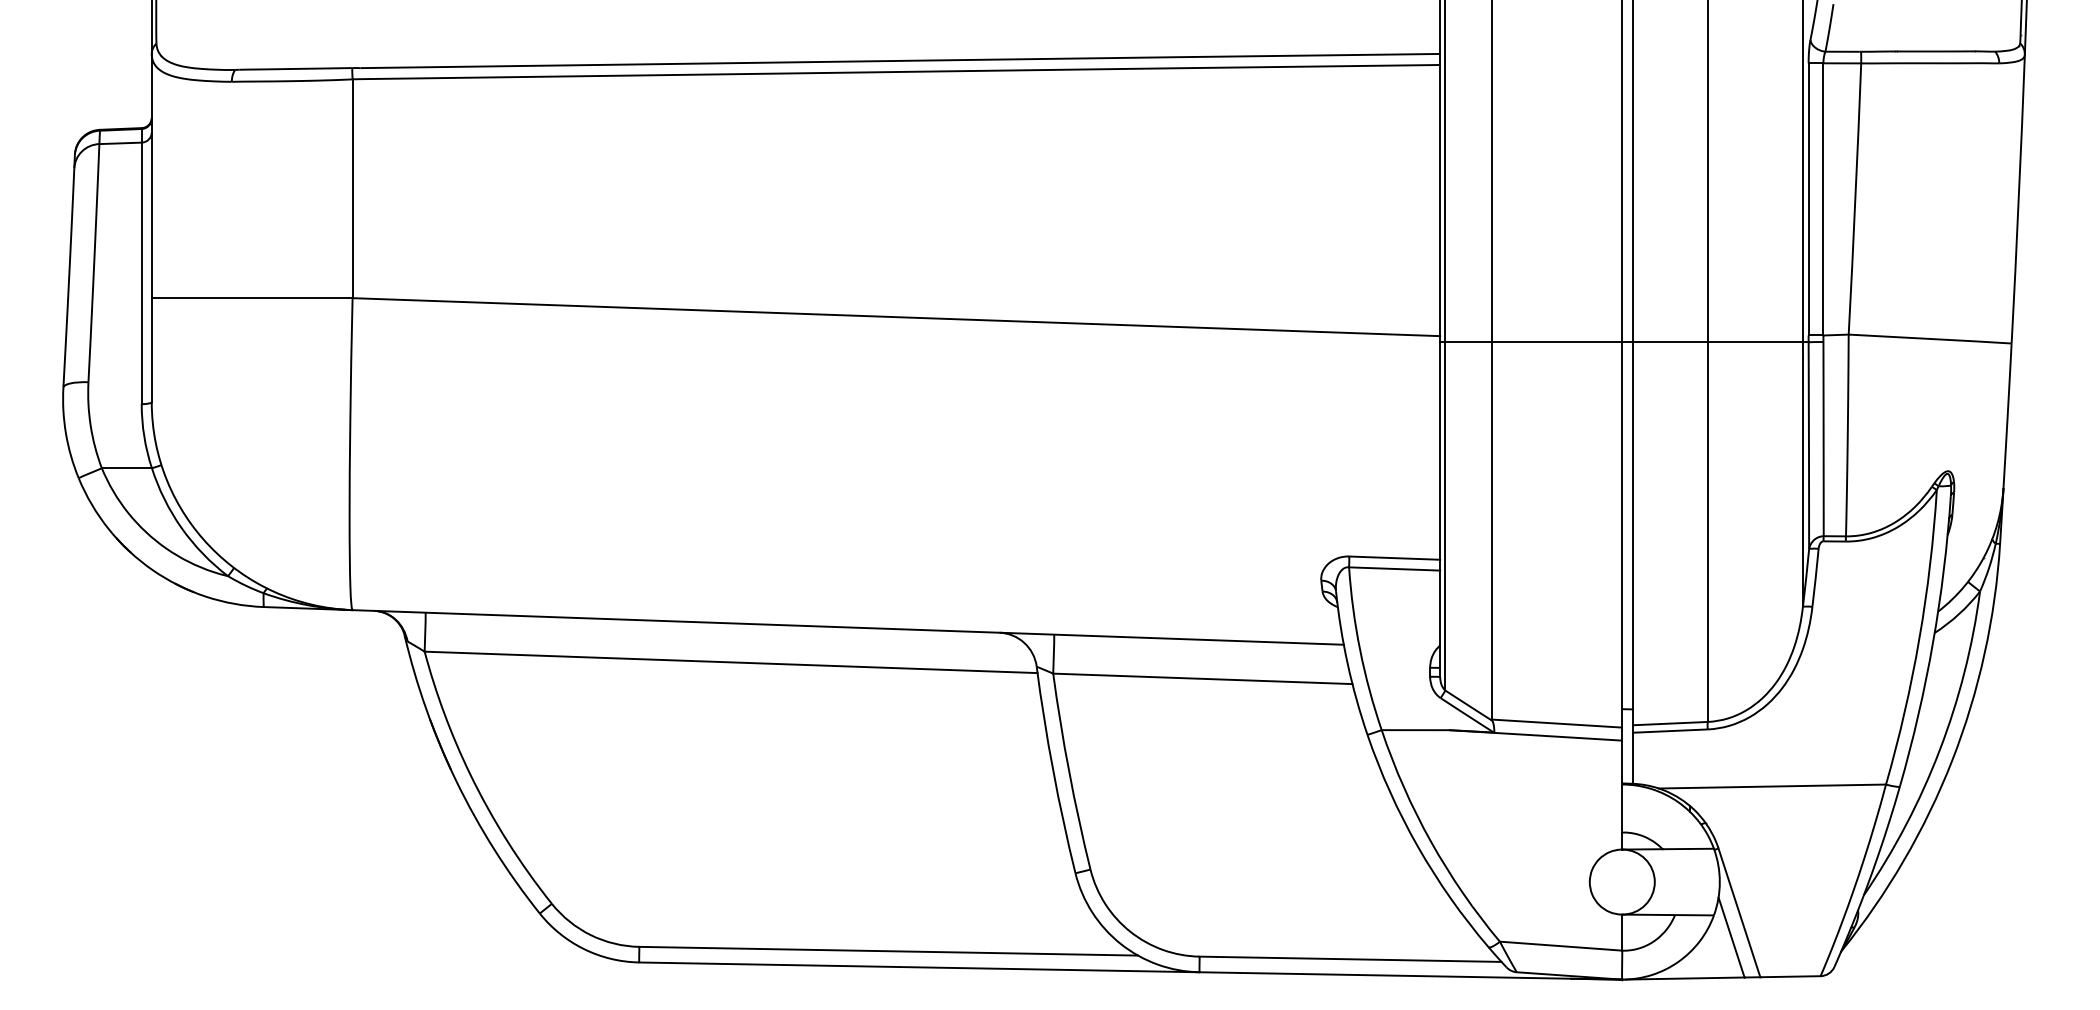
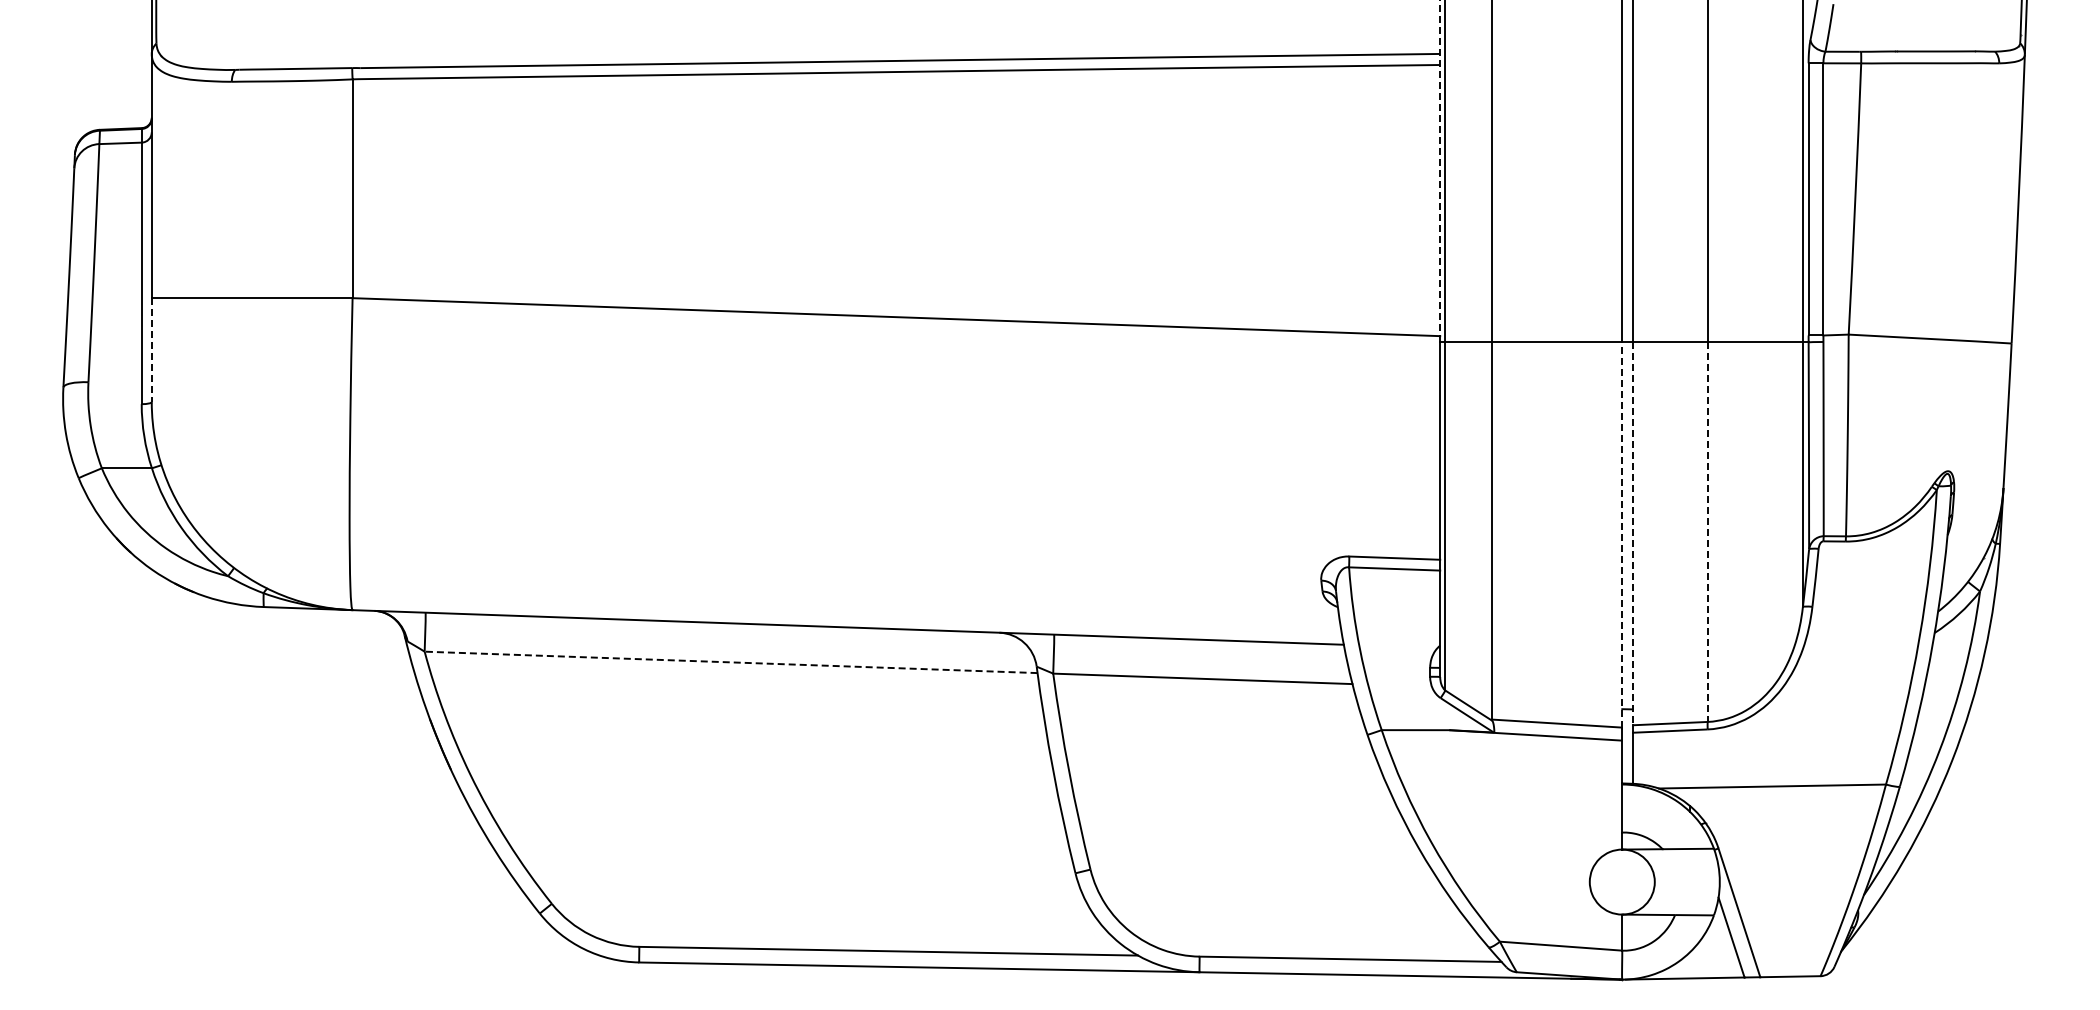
line: solid -> dashed (1440, 171)
line: solid -> dashed (151, 350)
line: solid -> dashed (1707, 532)
line: solid -> dashed (1622, 534)
line: solid -> dashed (1632, 534)
line: solid -> dashed (731, 662)
